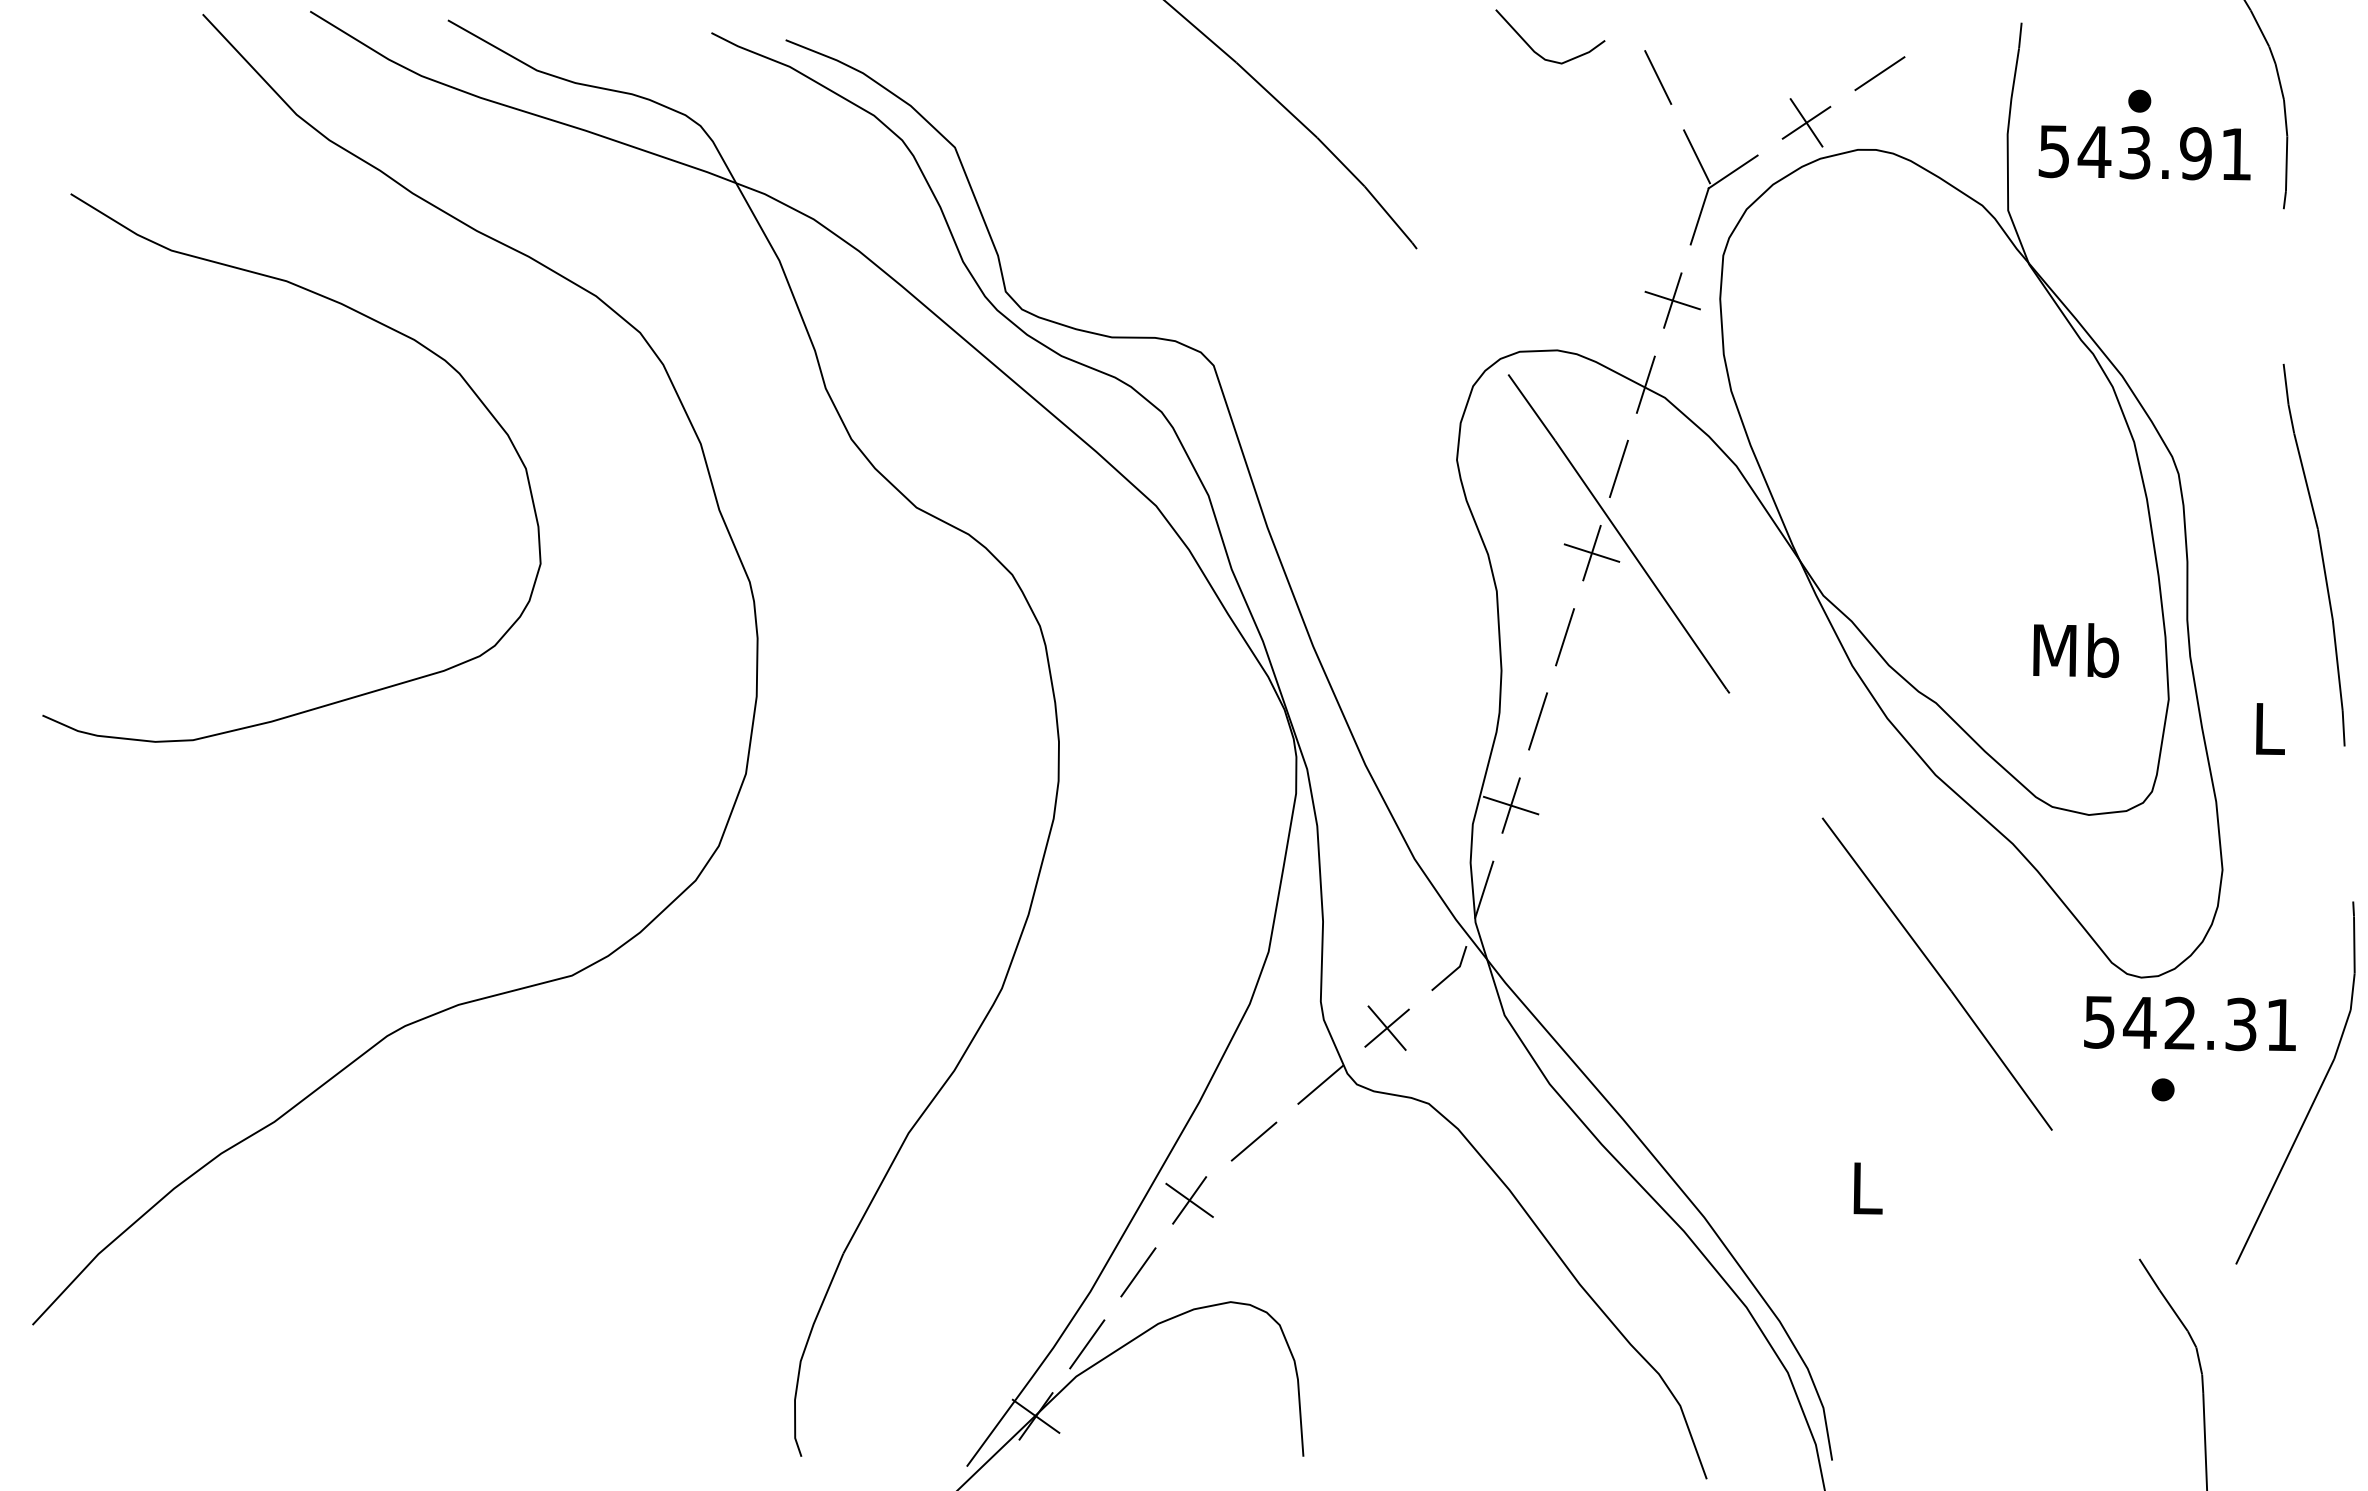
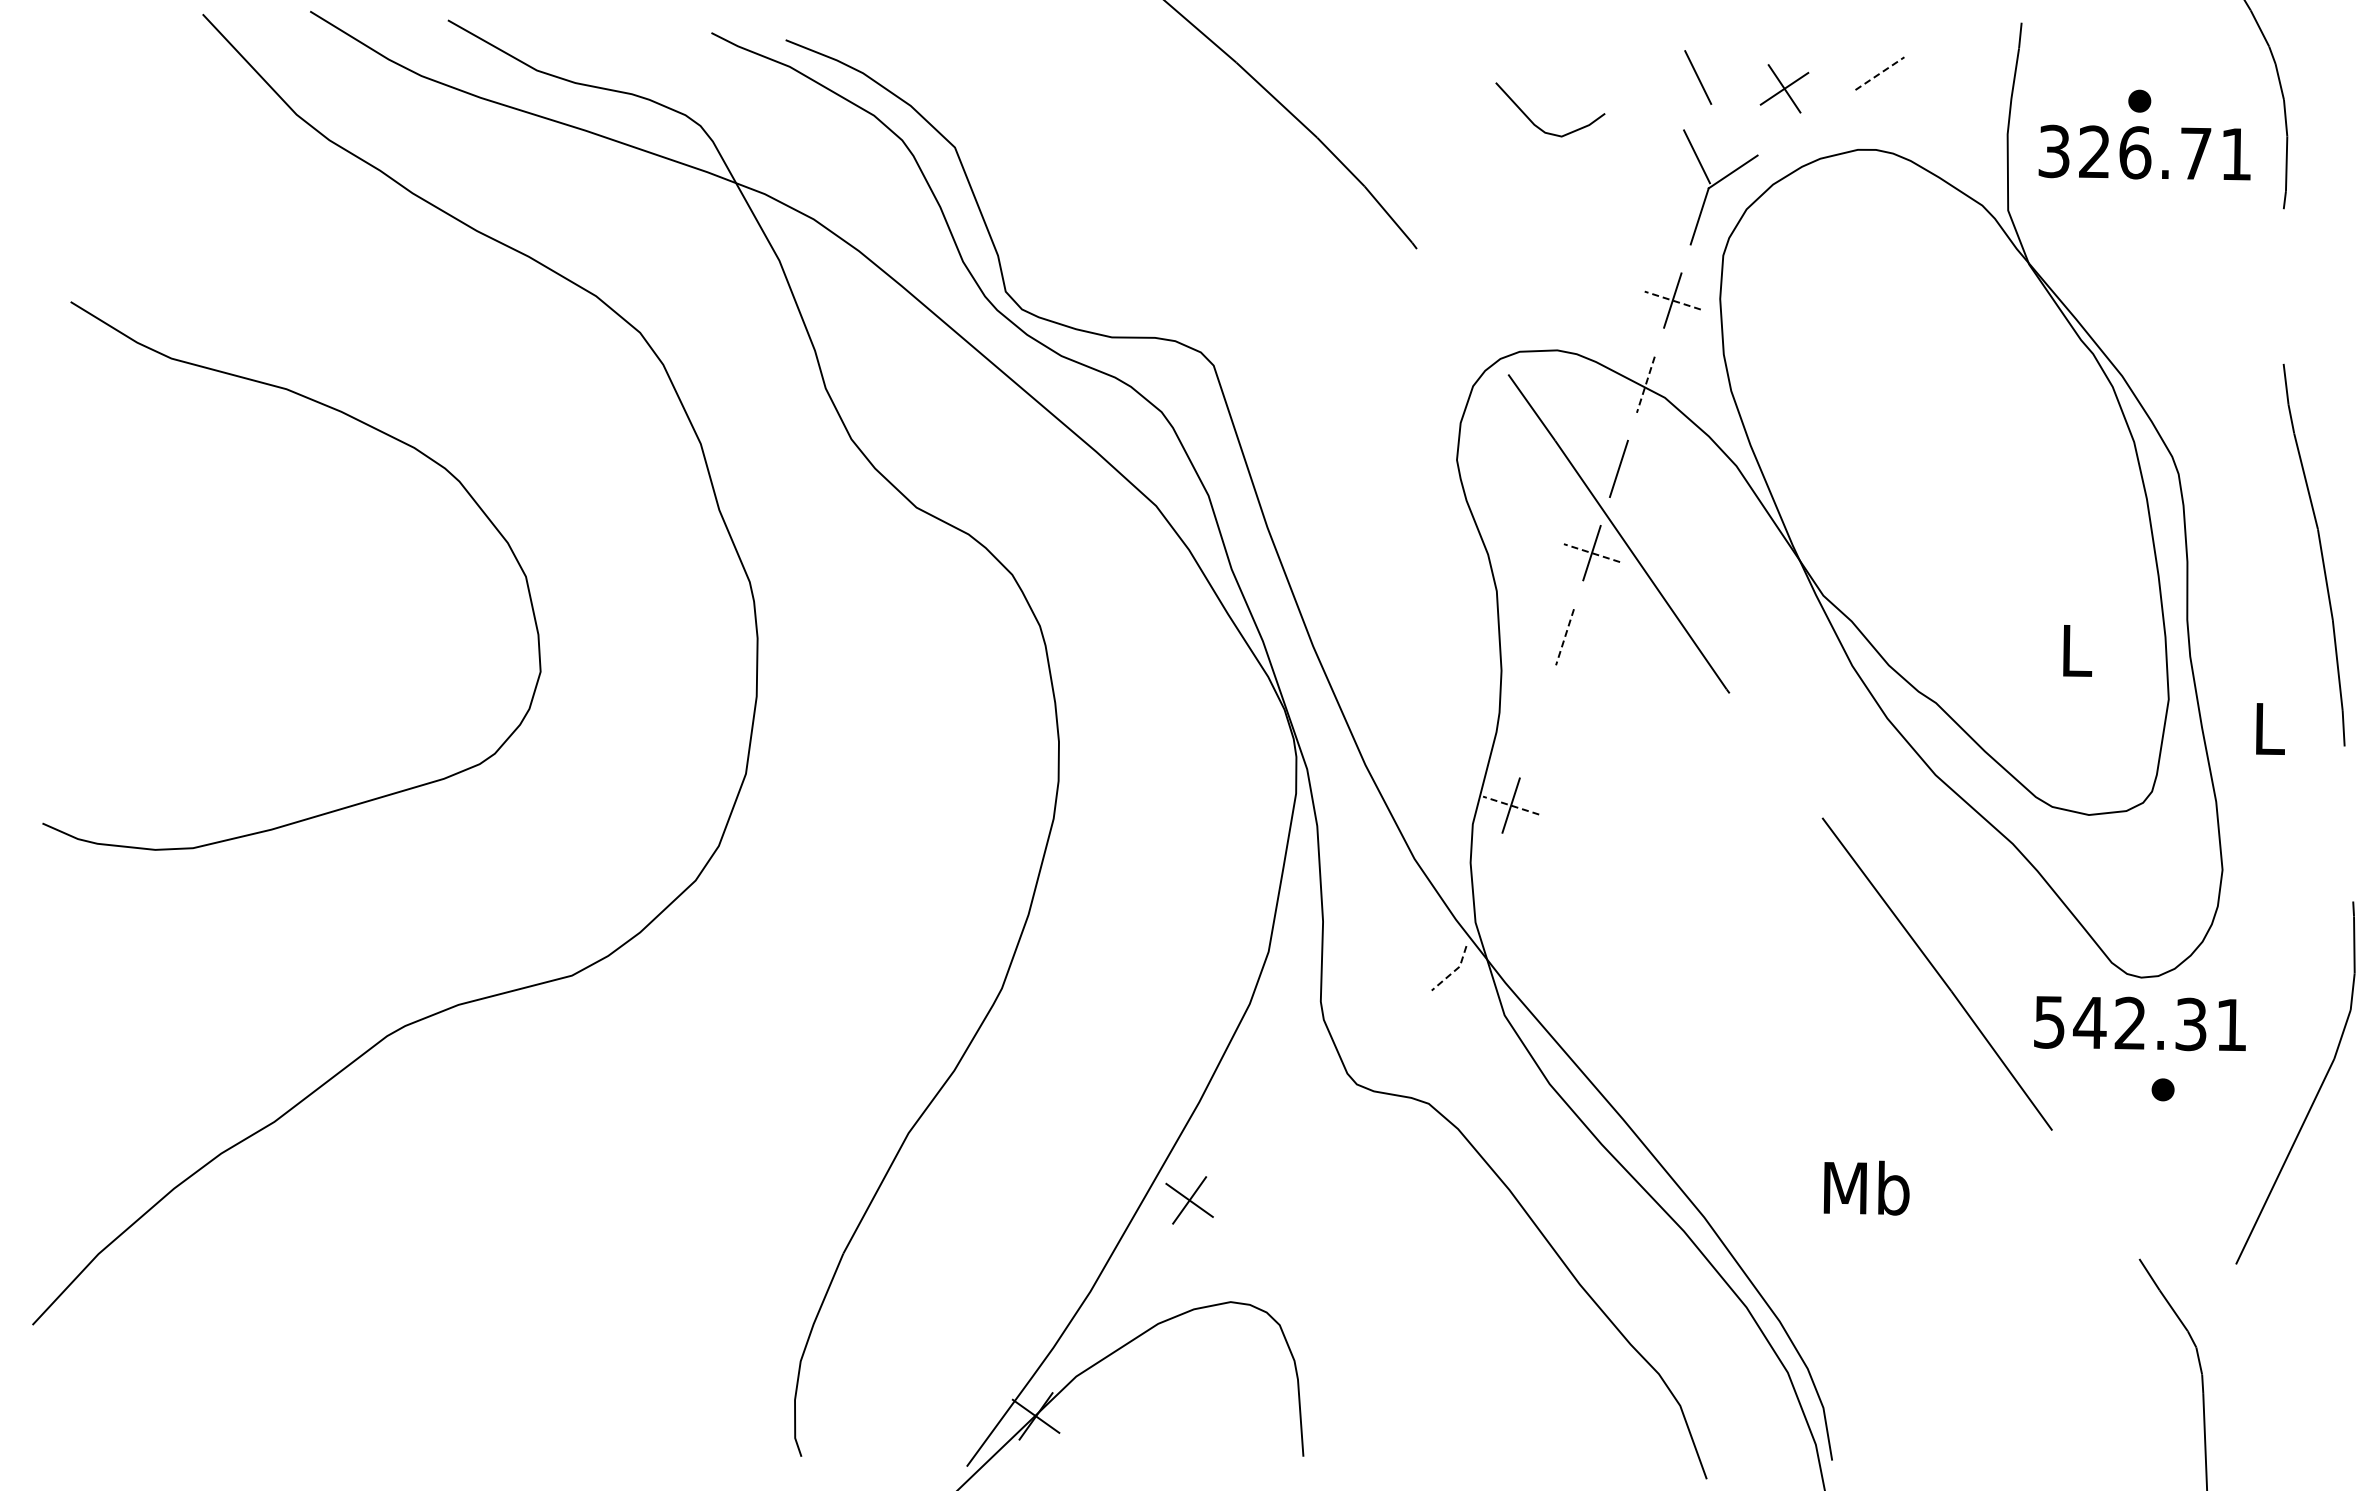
curve position: (1537, 52) -> (1537, 125) (1537, 125)
line: solid -> dashed (1880, 73)
line position: (1658, 77) -> (1698, 77) (1698, 77)
part position: (1806, 122) -> (1784, 88) (1784, 88)
text: 543.91 -> 326.71 (2125, 152)
line: solid -> dashed (1672, 300)
curve position: (366, 317) -> (366, 425) (366, 425)
line: solid -> dashed (1645, 385)
line: solid -> dashed (1591, 553)
line: solid -> dashed (1564, 637)
text: Mb -> L (2076, 650)
line: present -> none (1538, 721)
line: solid -> dashed (1511, 805)
line: present -> none (1484, 889)
line: solid -> dashed (1453, 971)
text position: (2189, 1023) -> (2139, 1023) (2139, 1023)
part: present -> none (1386, 1027)
line: present -> none (1320, 1084)
line: present -> none (1253, 1141)
text: L -> Mb (1866, 1187)
line: present -> none (1138, 1272)
line: present -> none (1087, 1344)
